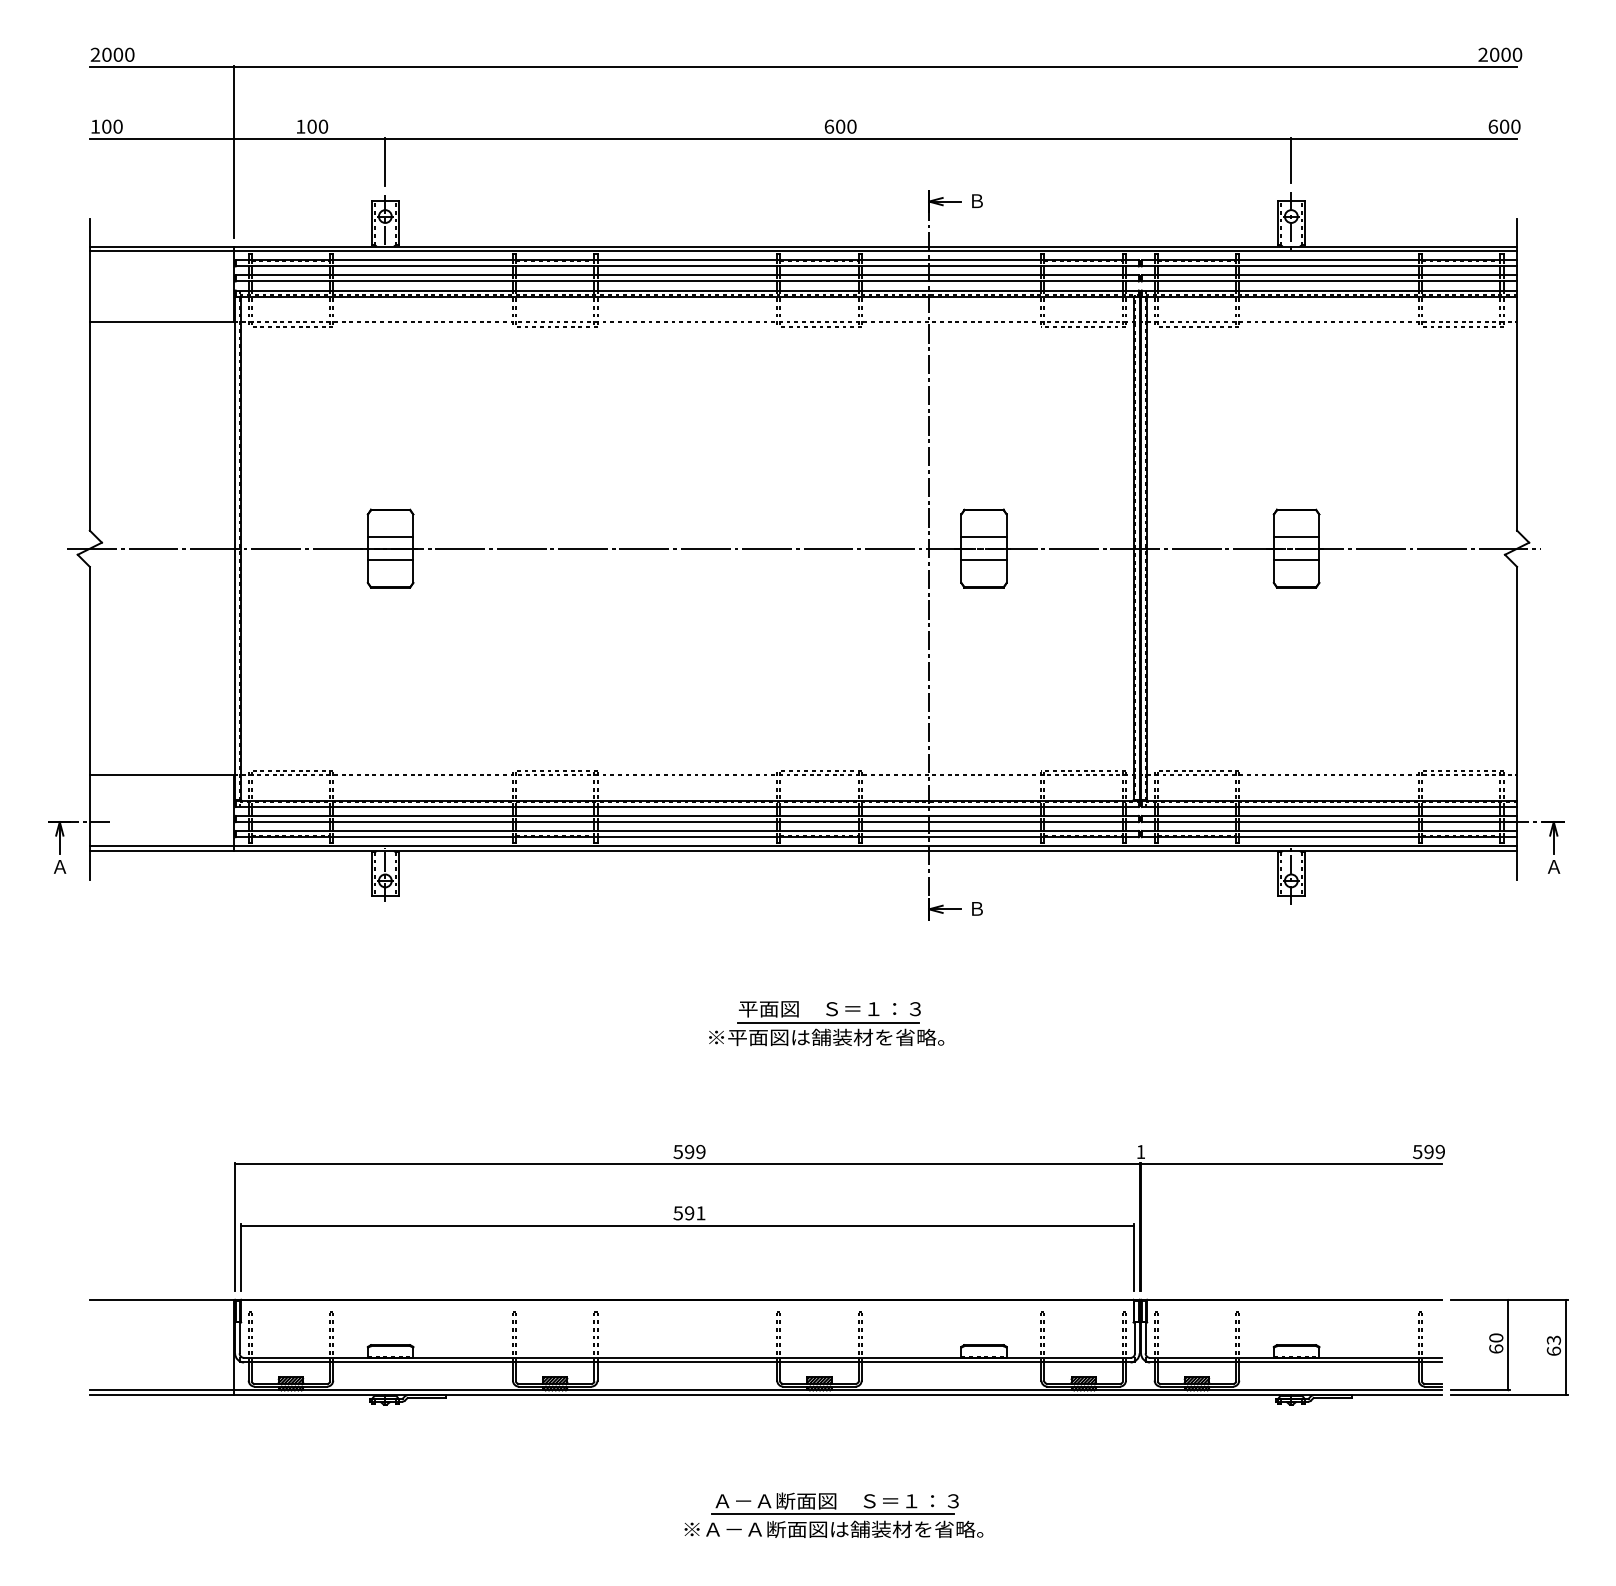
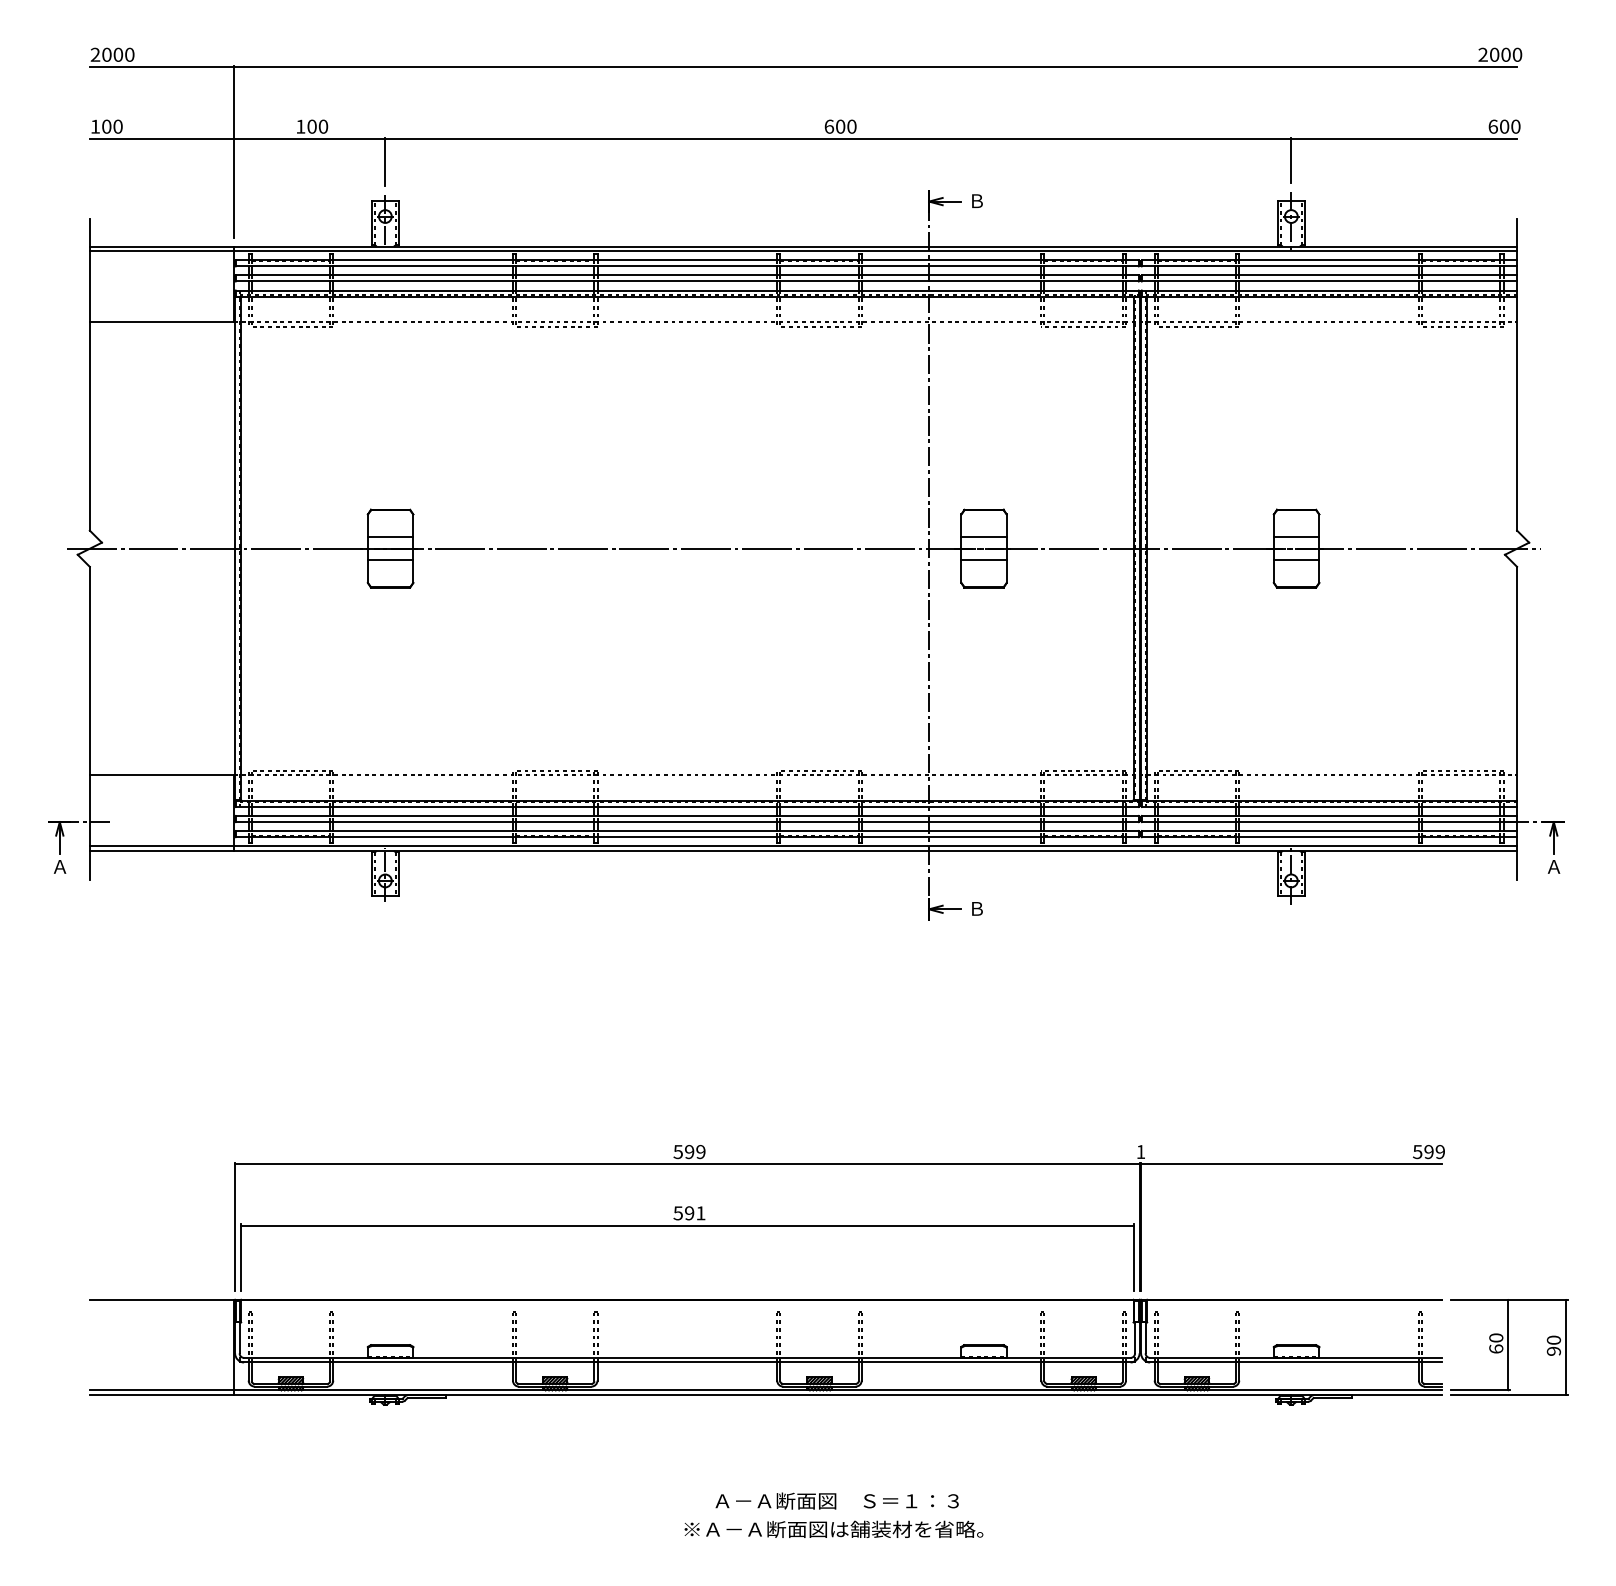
part: present -> none (826, 1023)
text: 63 -> 90 (1553, 1345)
line: present -> none (833, 1514)
